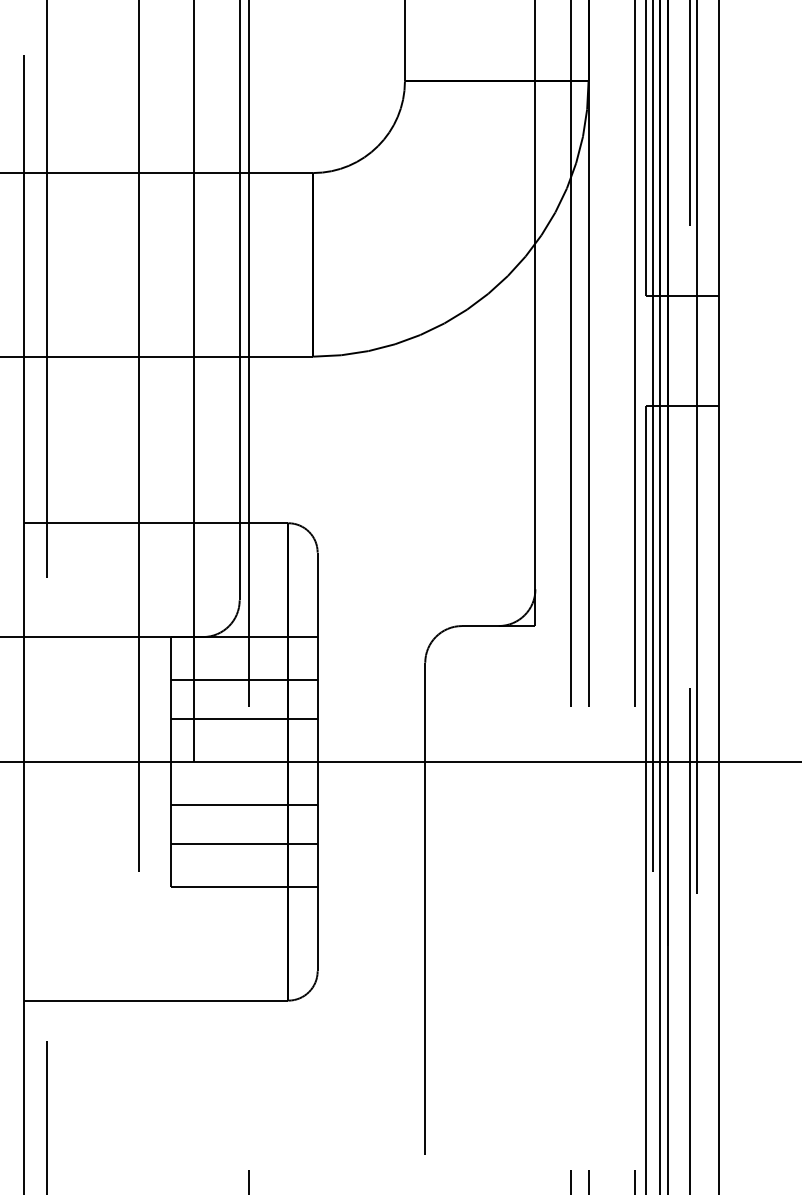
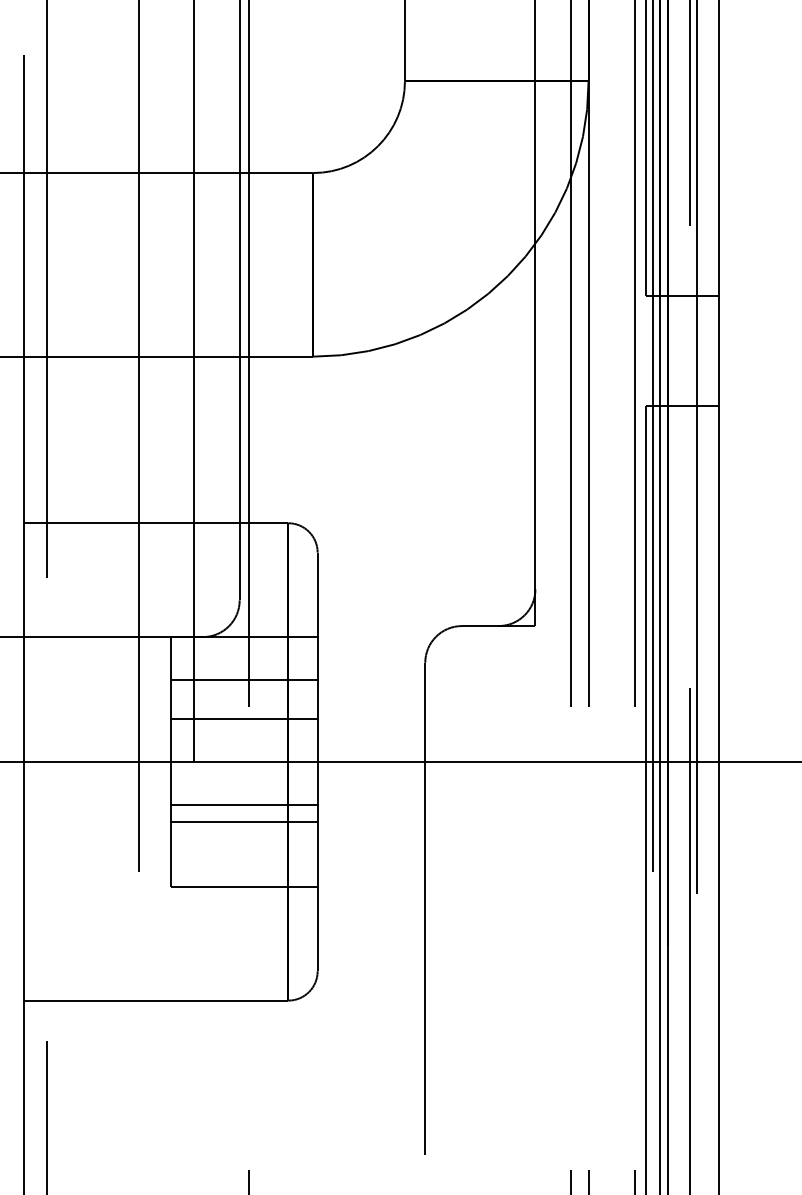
line position: (243, 843) -> (243, 821) (243, 821)
